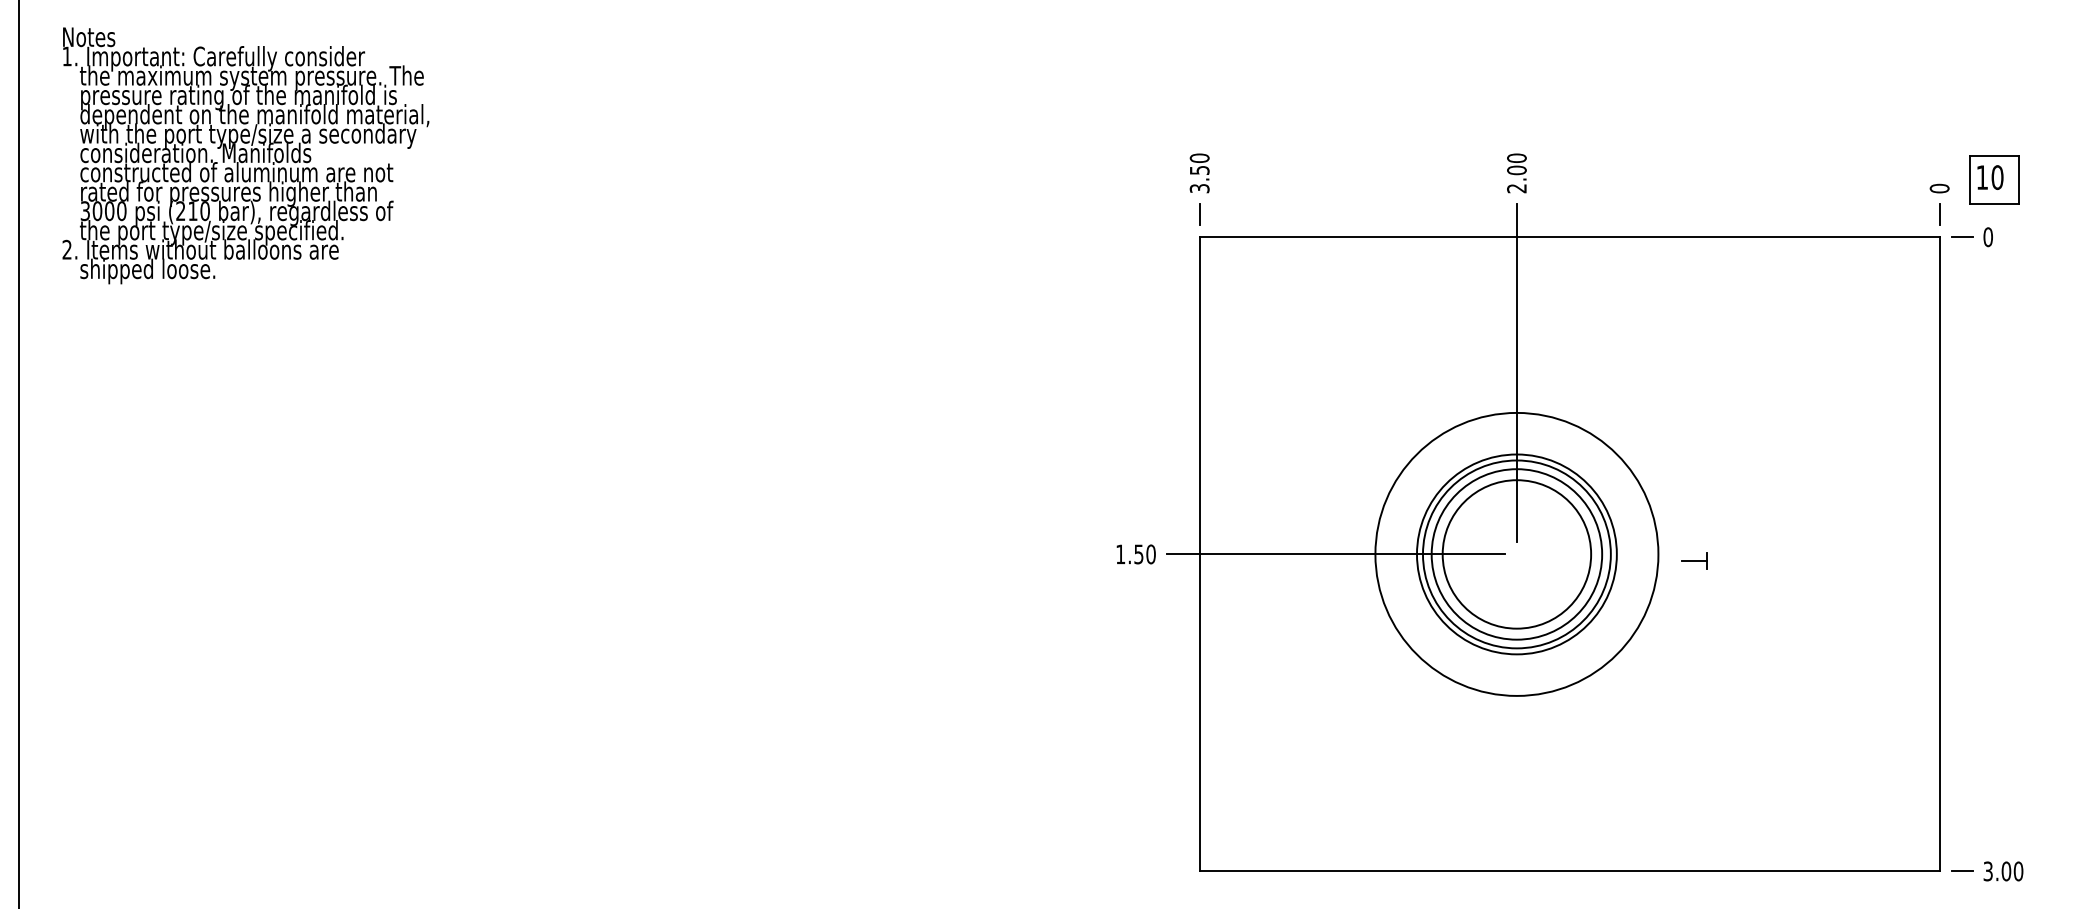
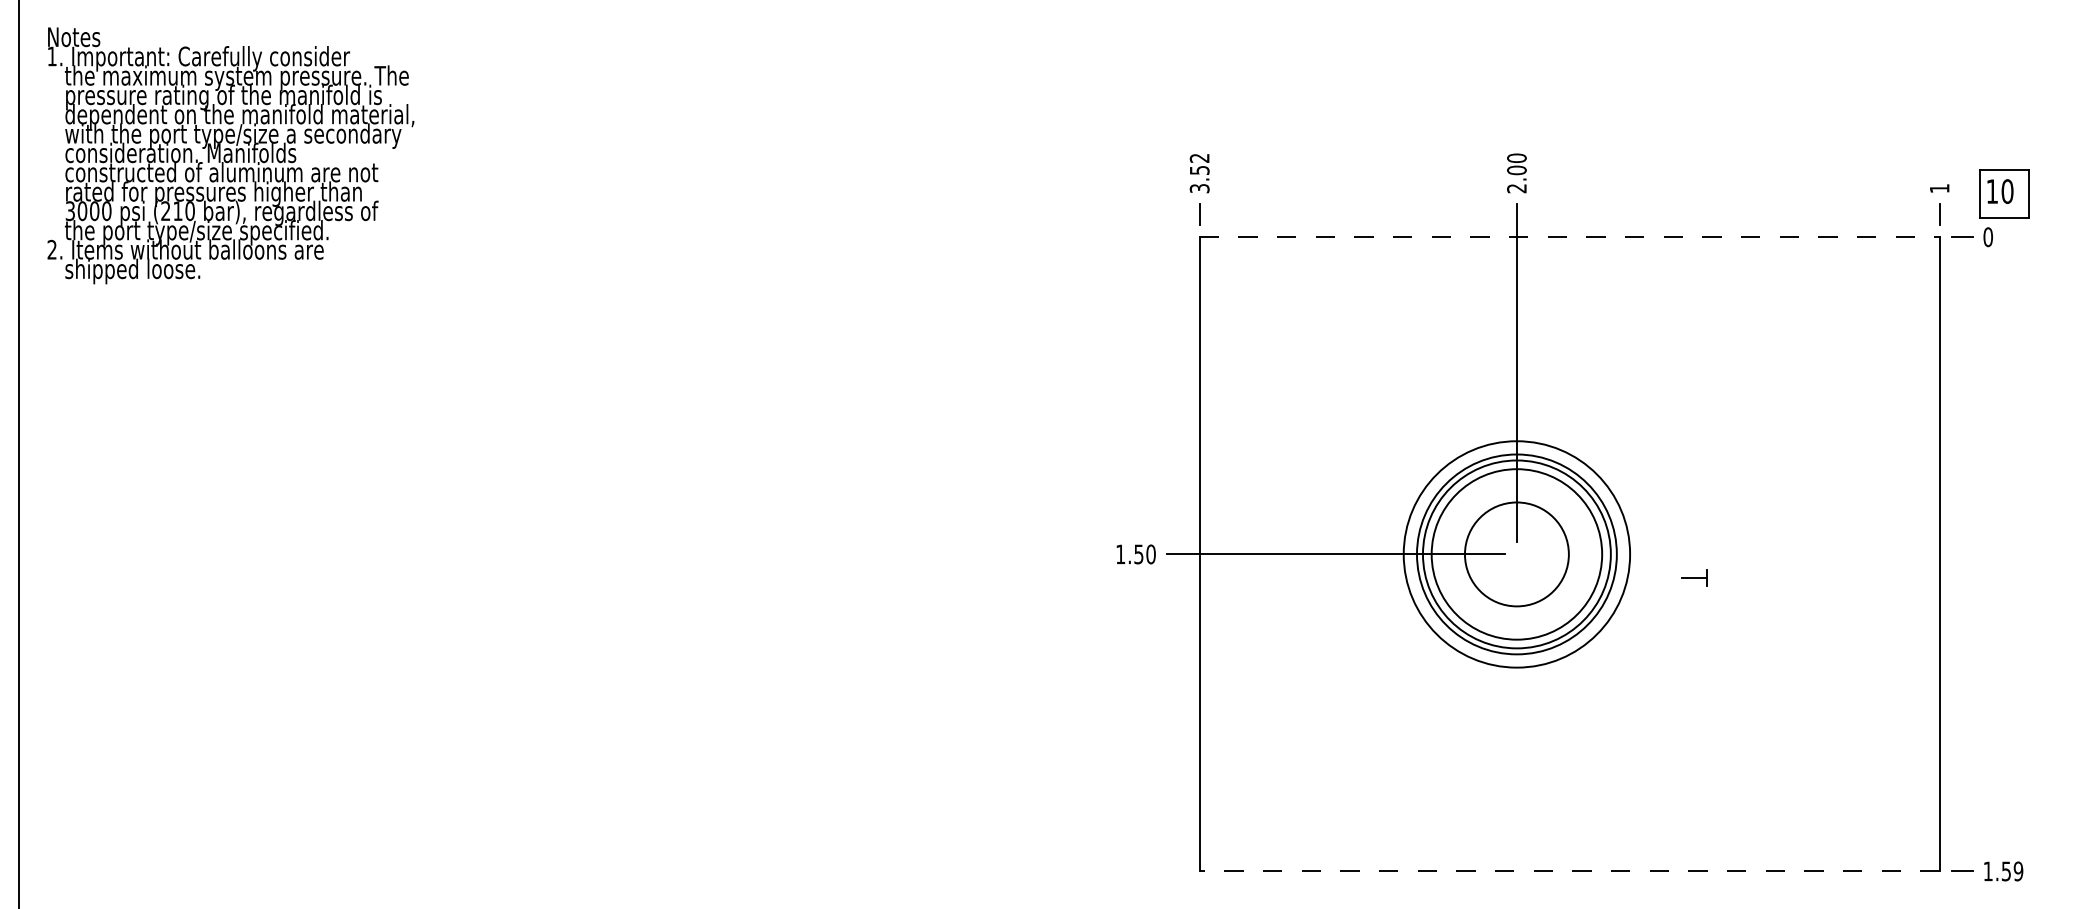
text position: (245, 155) -> (230, 155) (230, 155)
text: 3.50 -> 3.52 (1199, 157)
part position: (1994, 179) -> (2004, 193) (2004, 193)
text: 0 -> 1 (1939, 188)
line: solid -> dashed (1569, 237)
circle diameter: 283 px -> 226 px (1516, 554)
circle diameter: 148 px -> 104 px (1516, 554)
part position: (1694, 560) -> (1694, 577) (1694, 577)
line: solid -> dashed (1569, 871)
text: 3.00 -> 1.59 (2003, 871)
